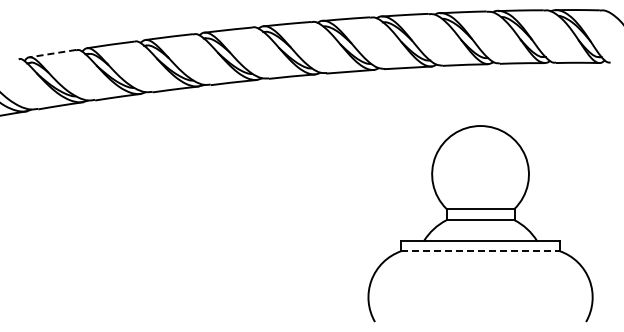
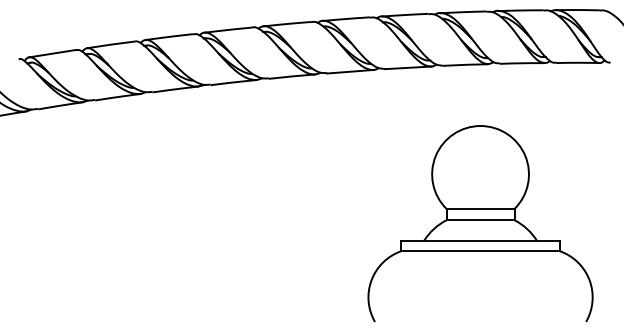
line: dashed -> solid (52, 53)
line: dashed -> solid (481, 251)
